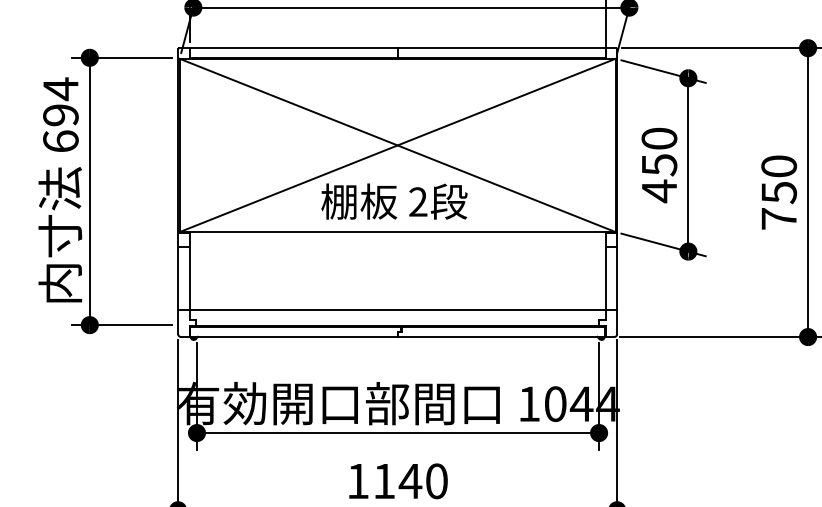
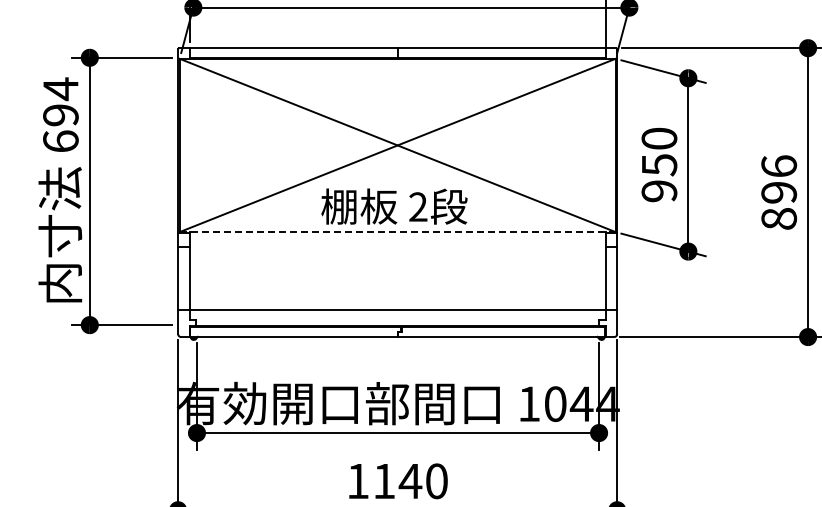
text: 450 -> 950 (659, 191)
text: 750 -> 896 (779, 192)
text position: (394, 201) -> (394, 206) (394, 206)
line: solid -> dashed (397, 232)
